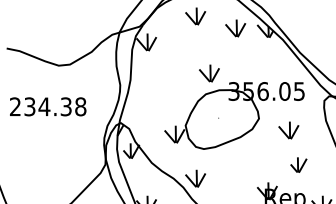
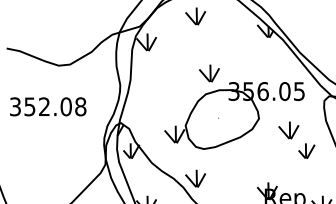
part: present -> none (235, 28)
text: 234.38 -> 352.08 (40, 106)
part position: (298, 164) -> (306, 150) (306, 150)
